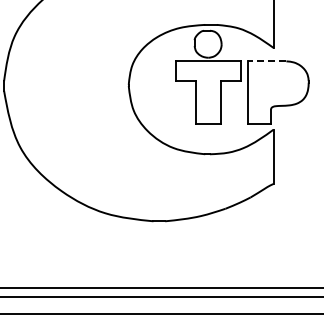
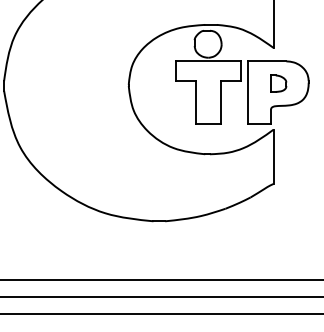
line: dashed -> solid (266, 61)
part: none -> present (278, 83)
line position: (161, 287) -> (161, 279) (161, 279)
